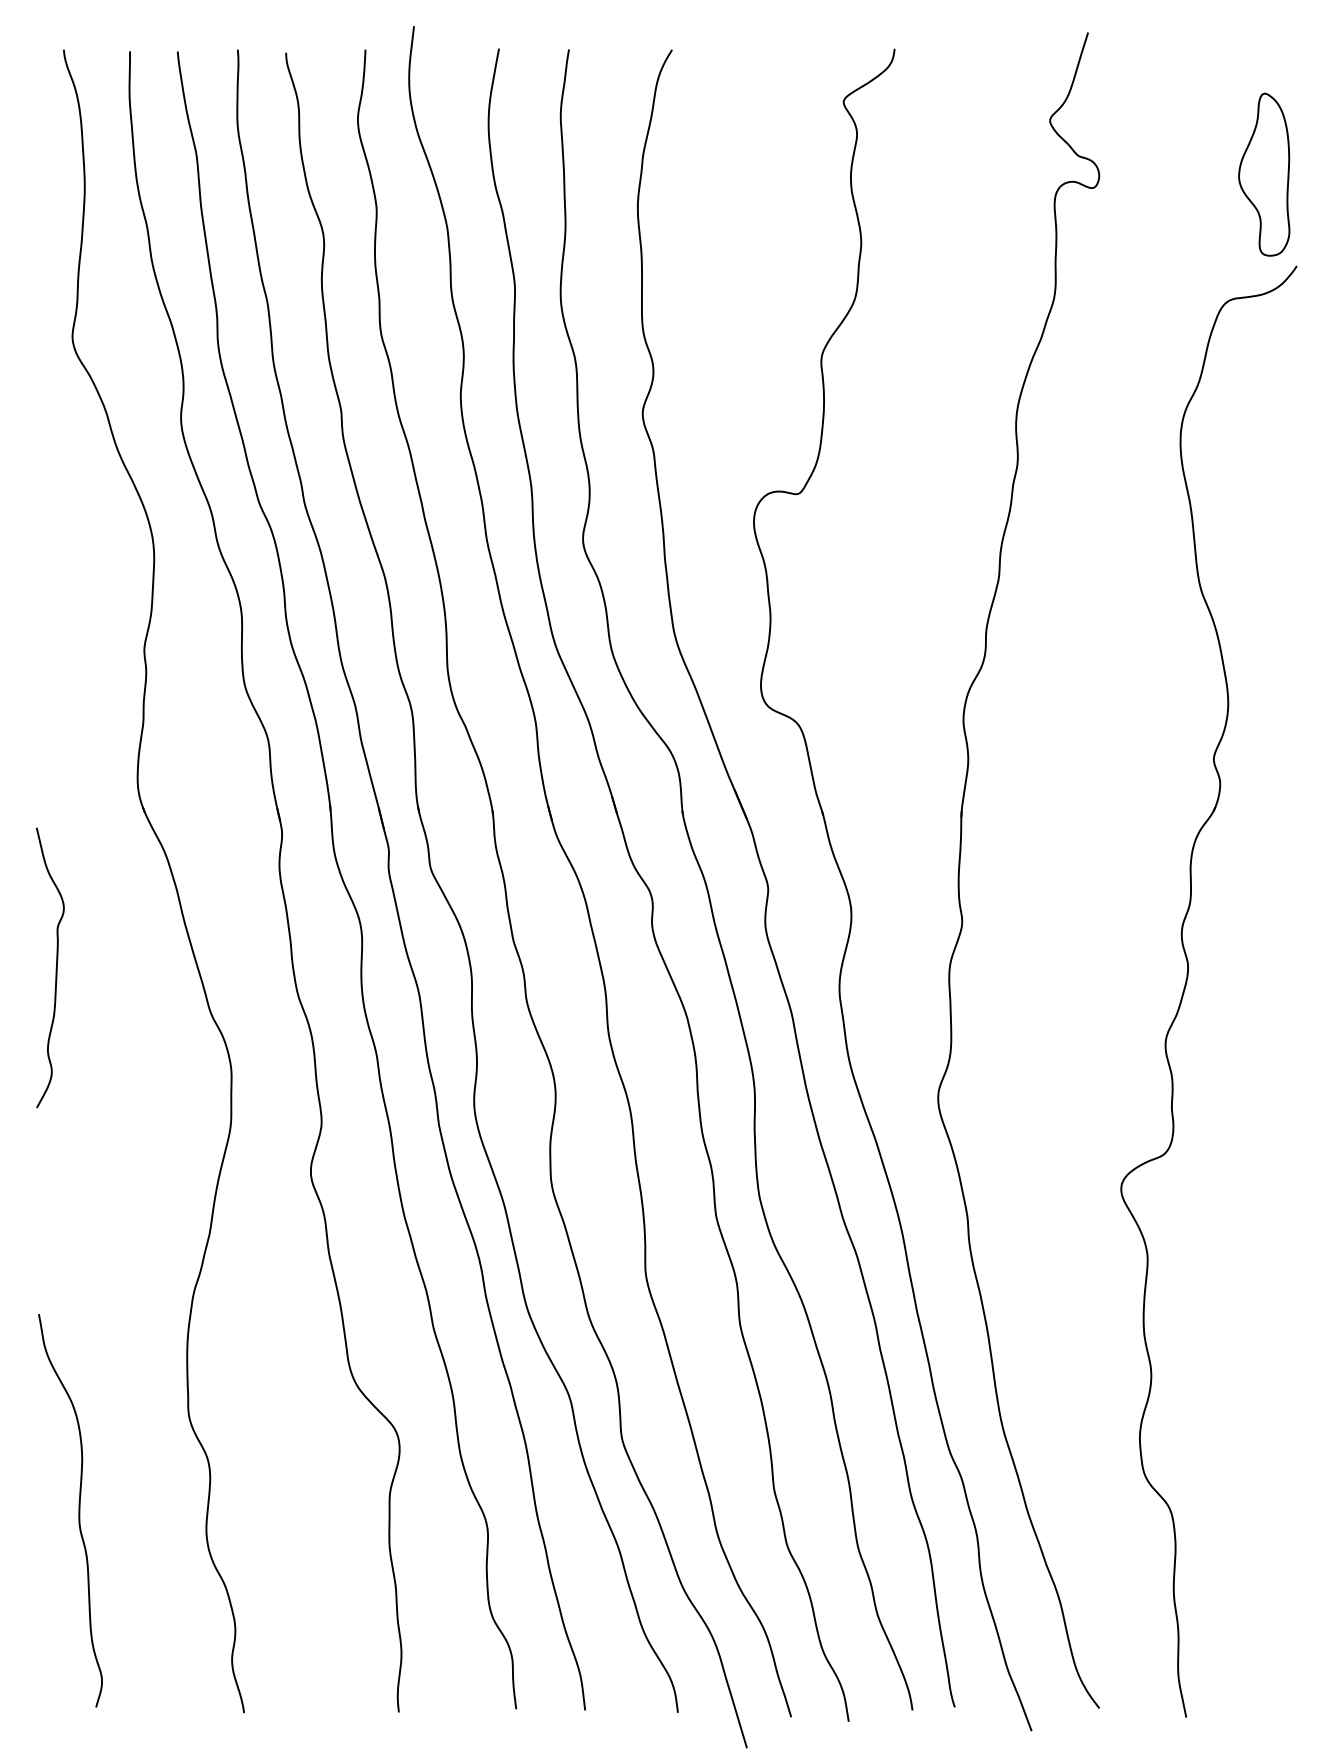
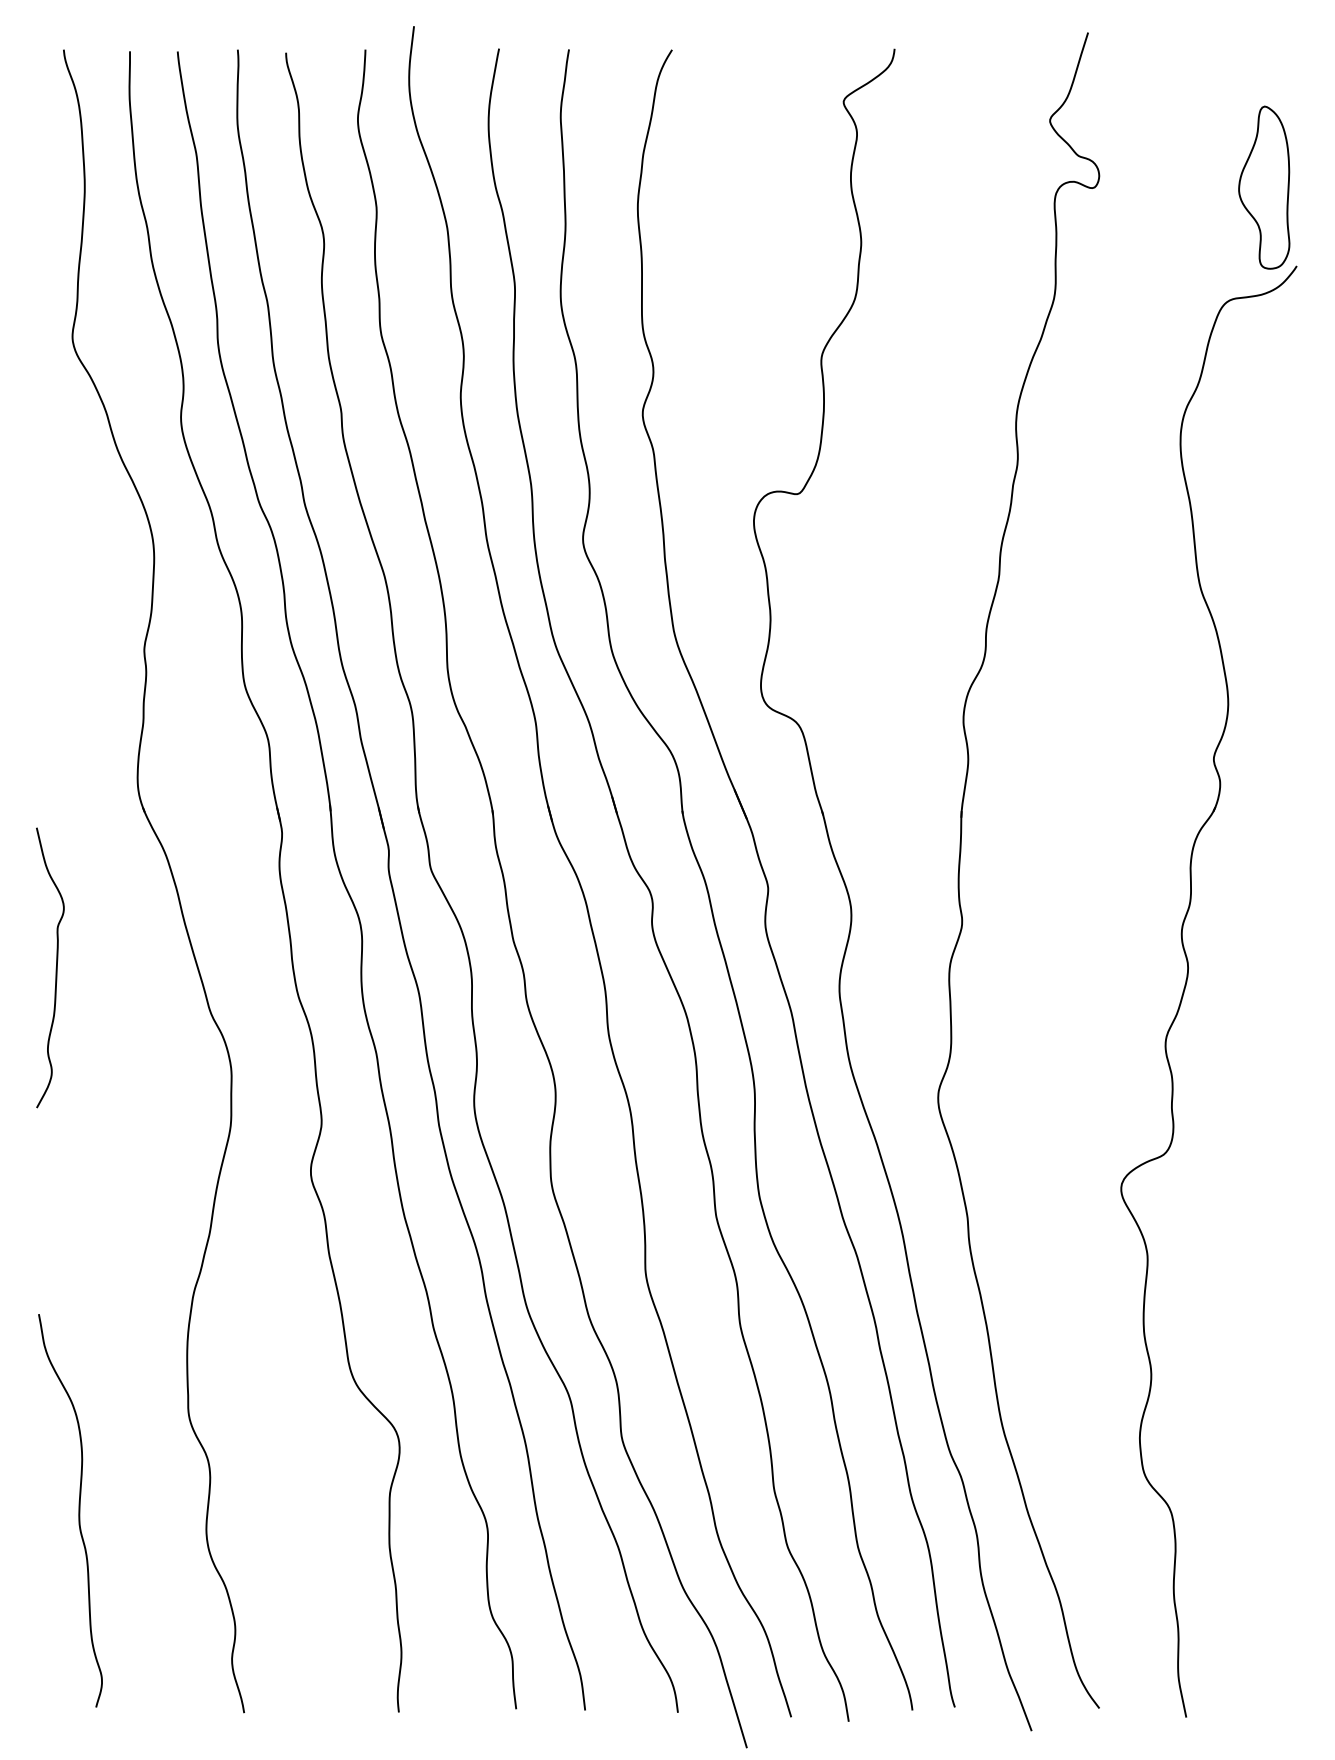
part position: (1264, 174) -> (1264, 187) (1264, 187)
